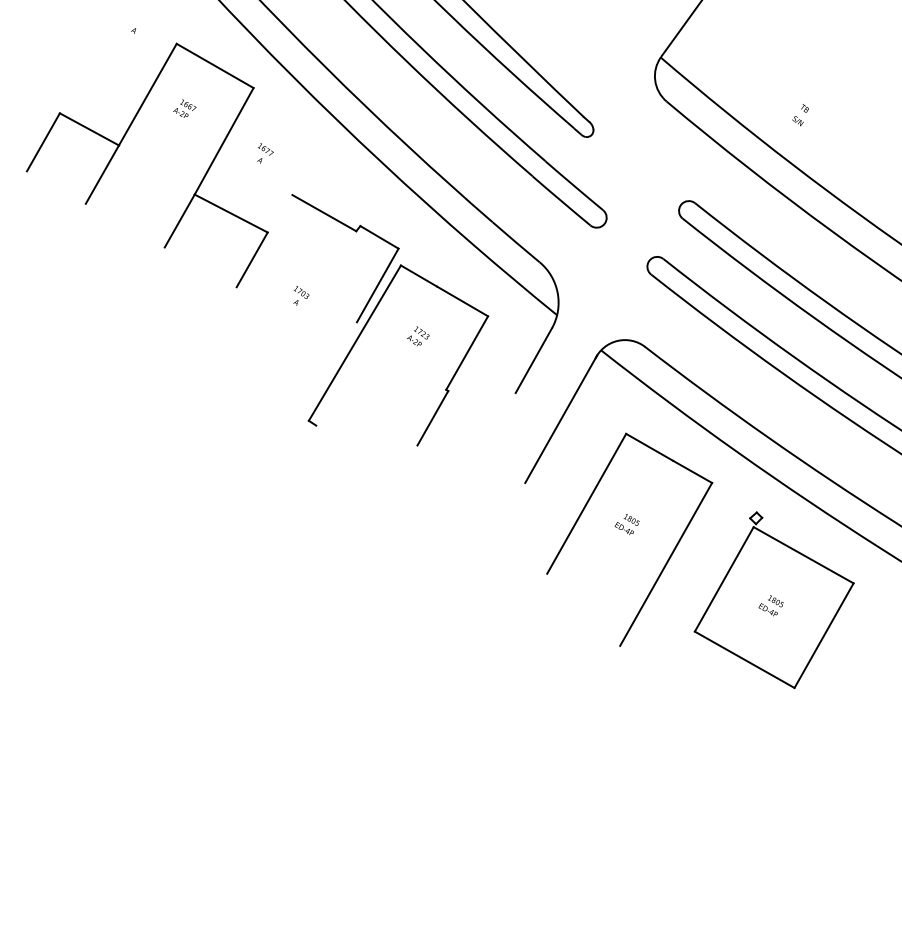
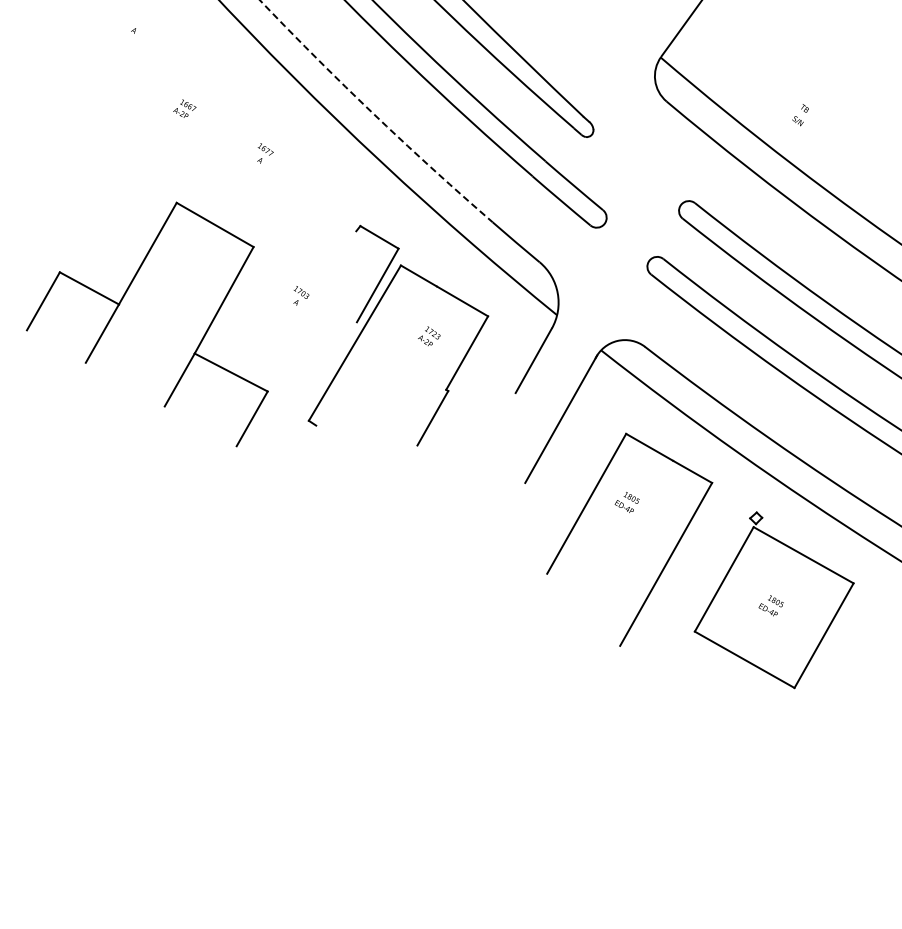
arc: solid -> dashed (373, 114)
part position: (117, 150) -> (117, 309) (117, 309)
line: present -> none (324, 213)
text position: (418, 335) -> (429, 335) (429, 335)
text position: (626, 524) -> (626, 502) (626, 502)
